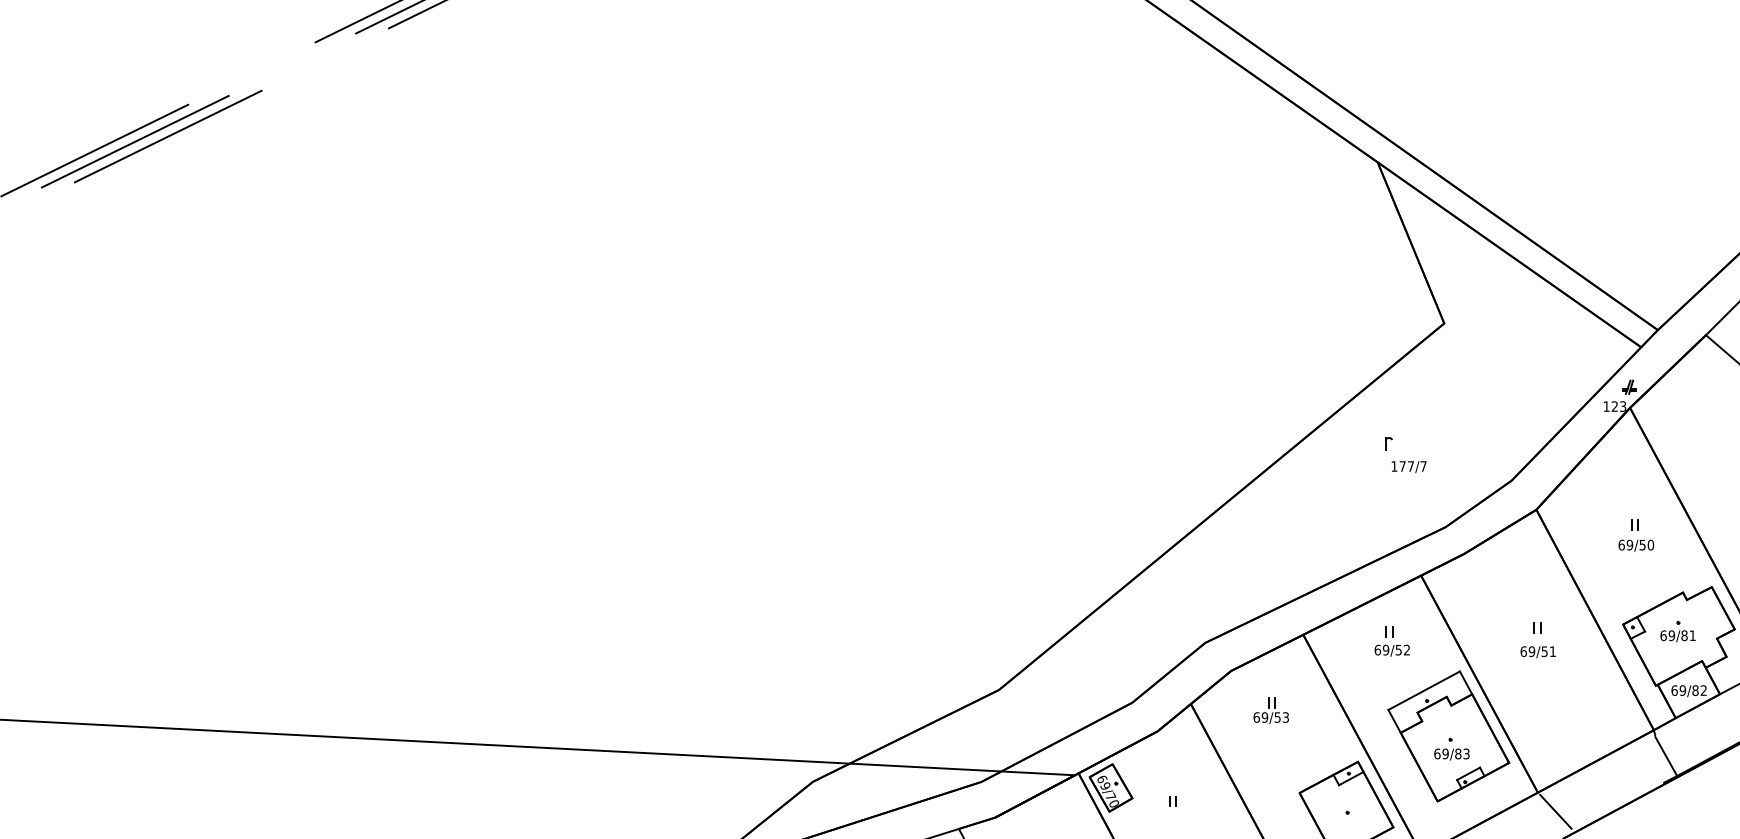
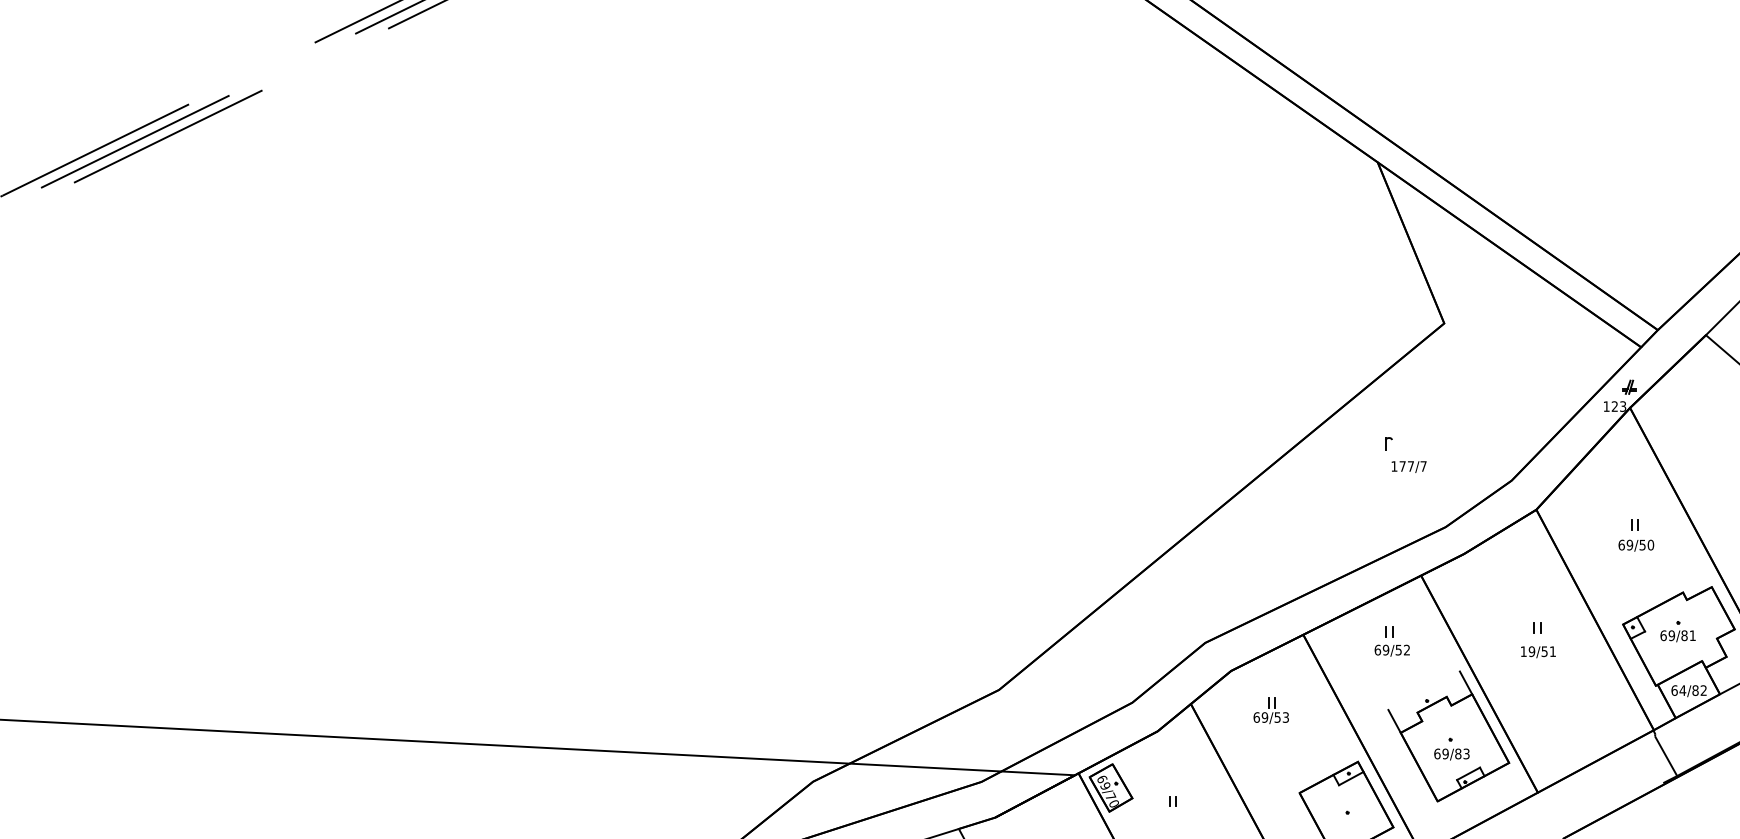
text: 69/51 -> 19/51 (1523, 651)
line: present -> none (1423, 690)
text: 69/82 -> 64/82 (1682, 690)
line: present -> none (1555, 811)
